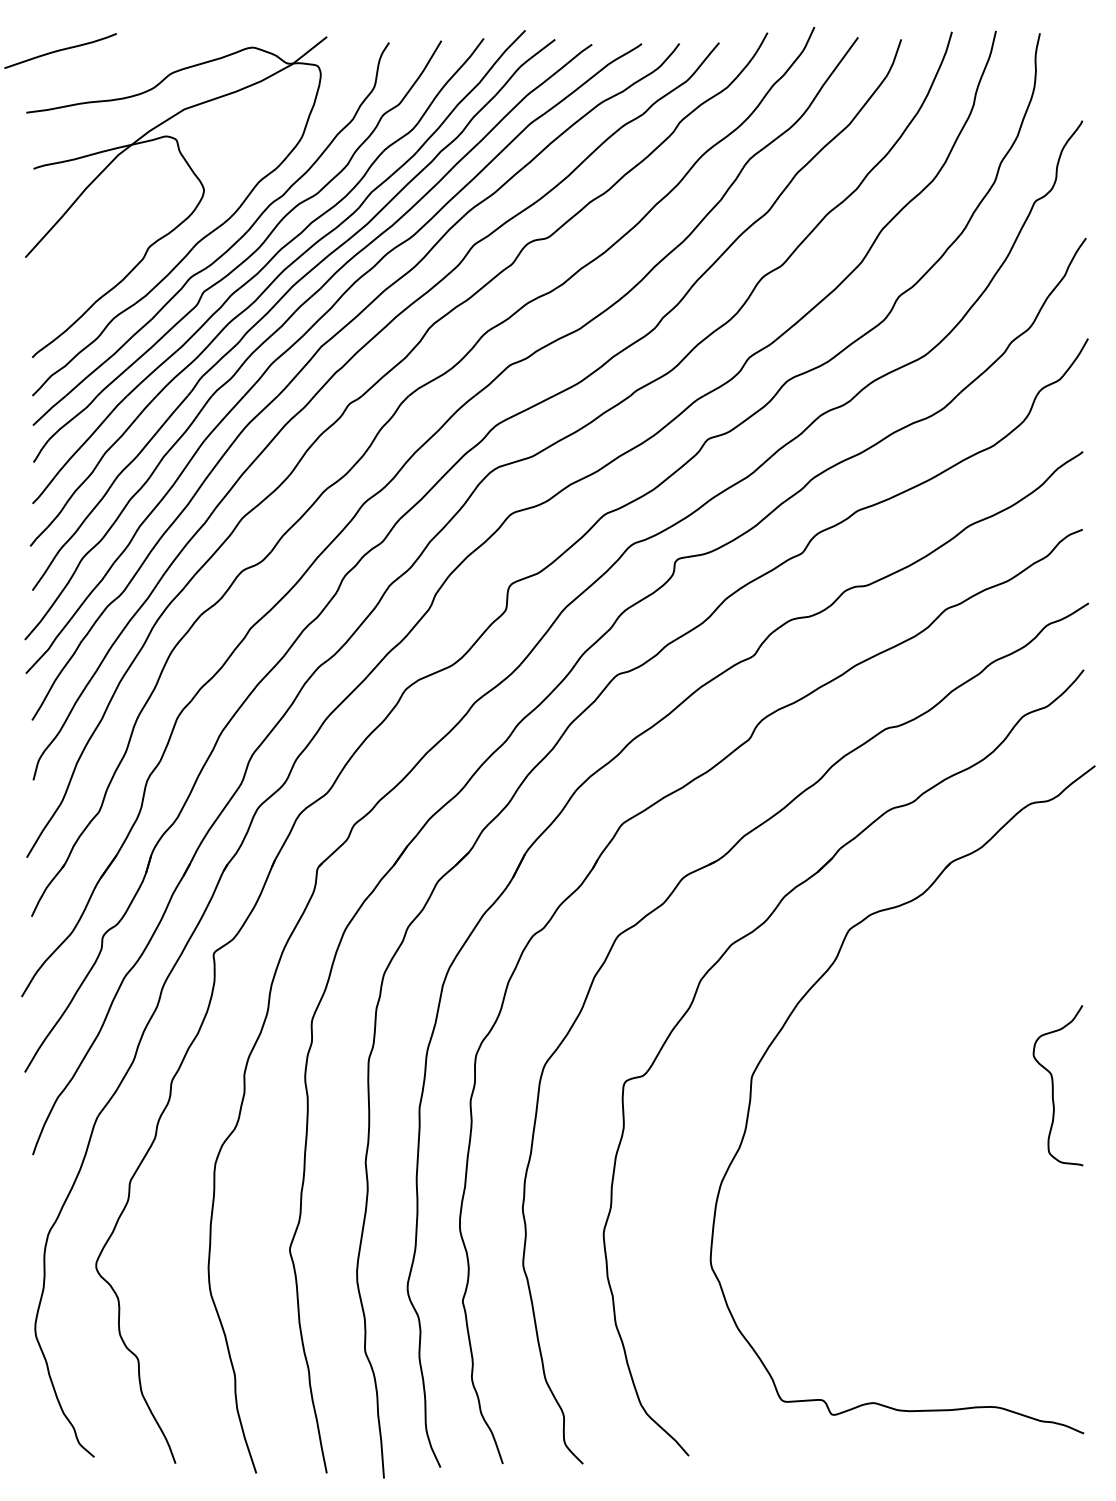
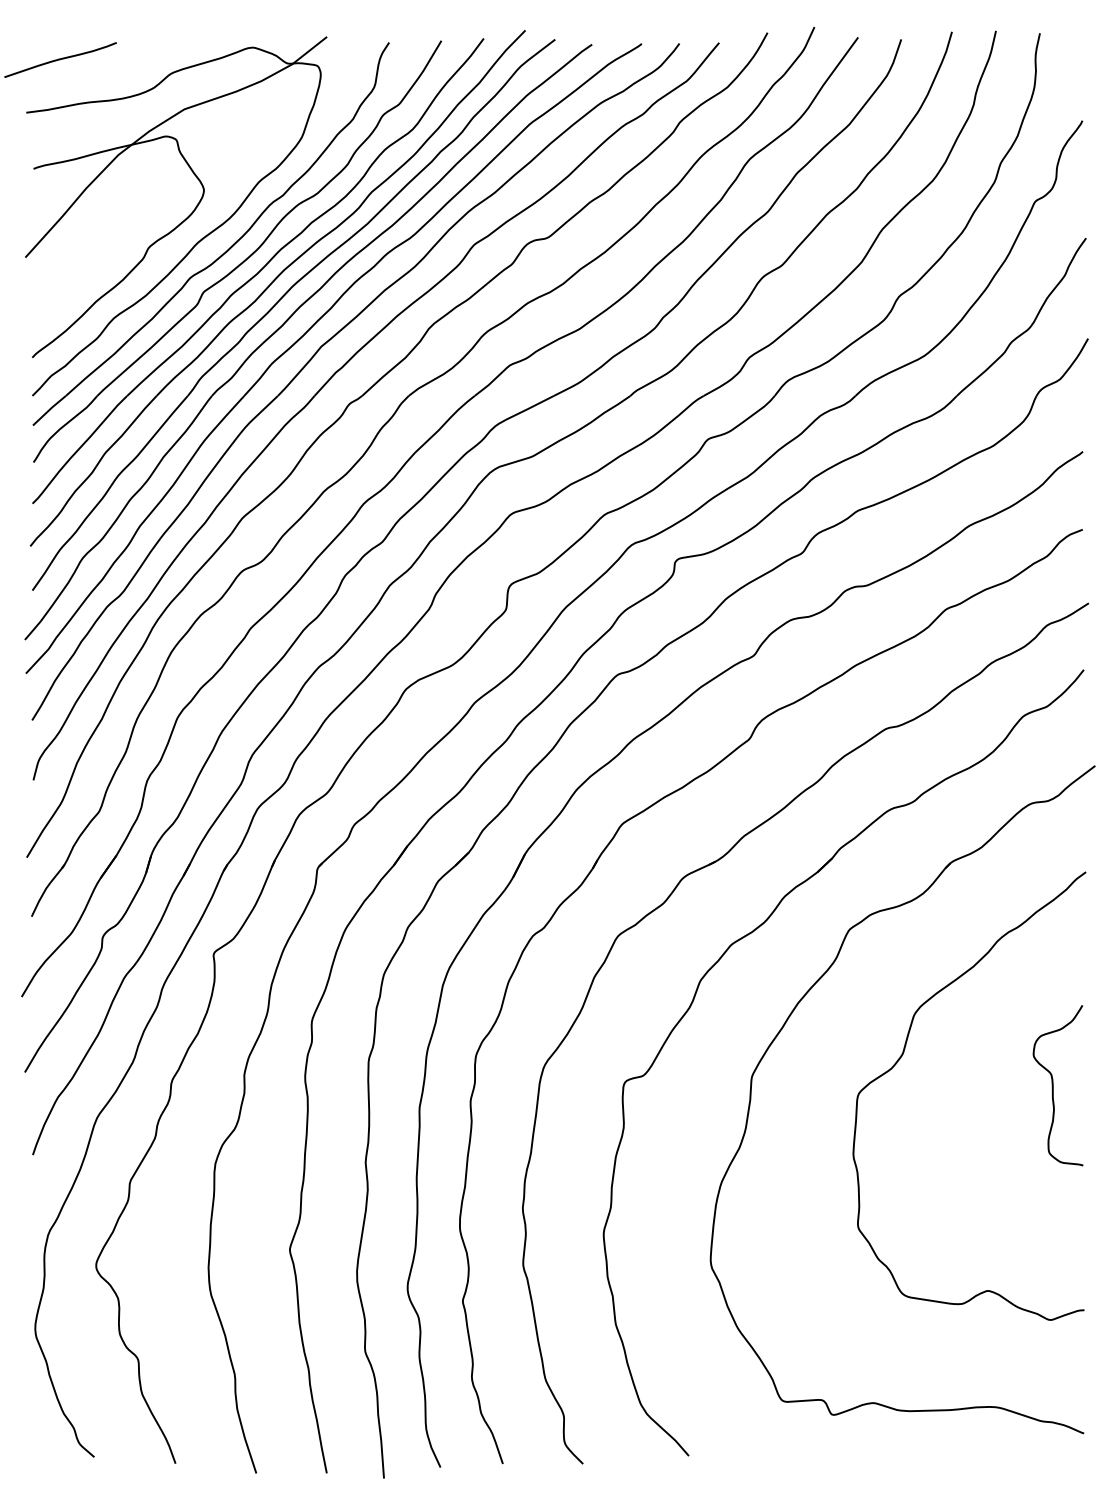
curve position: (60, 50) -> (60, 59) (60, 59)
curve: none -> present (902, 1056)
